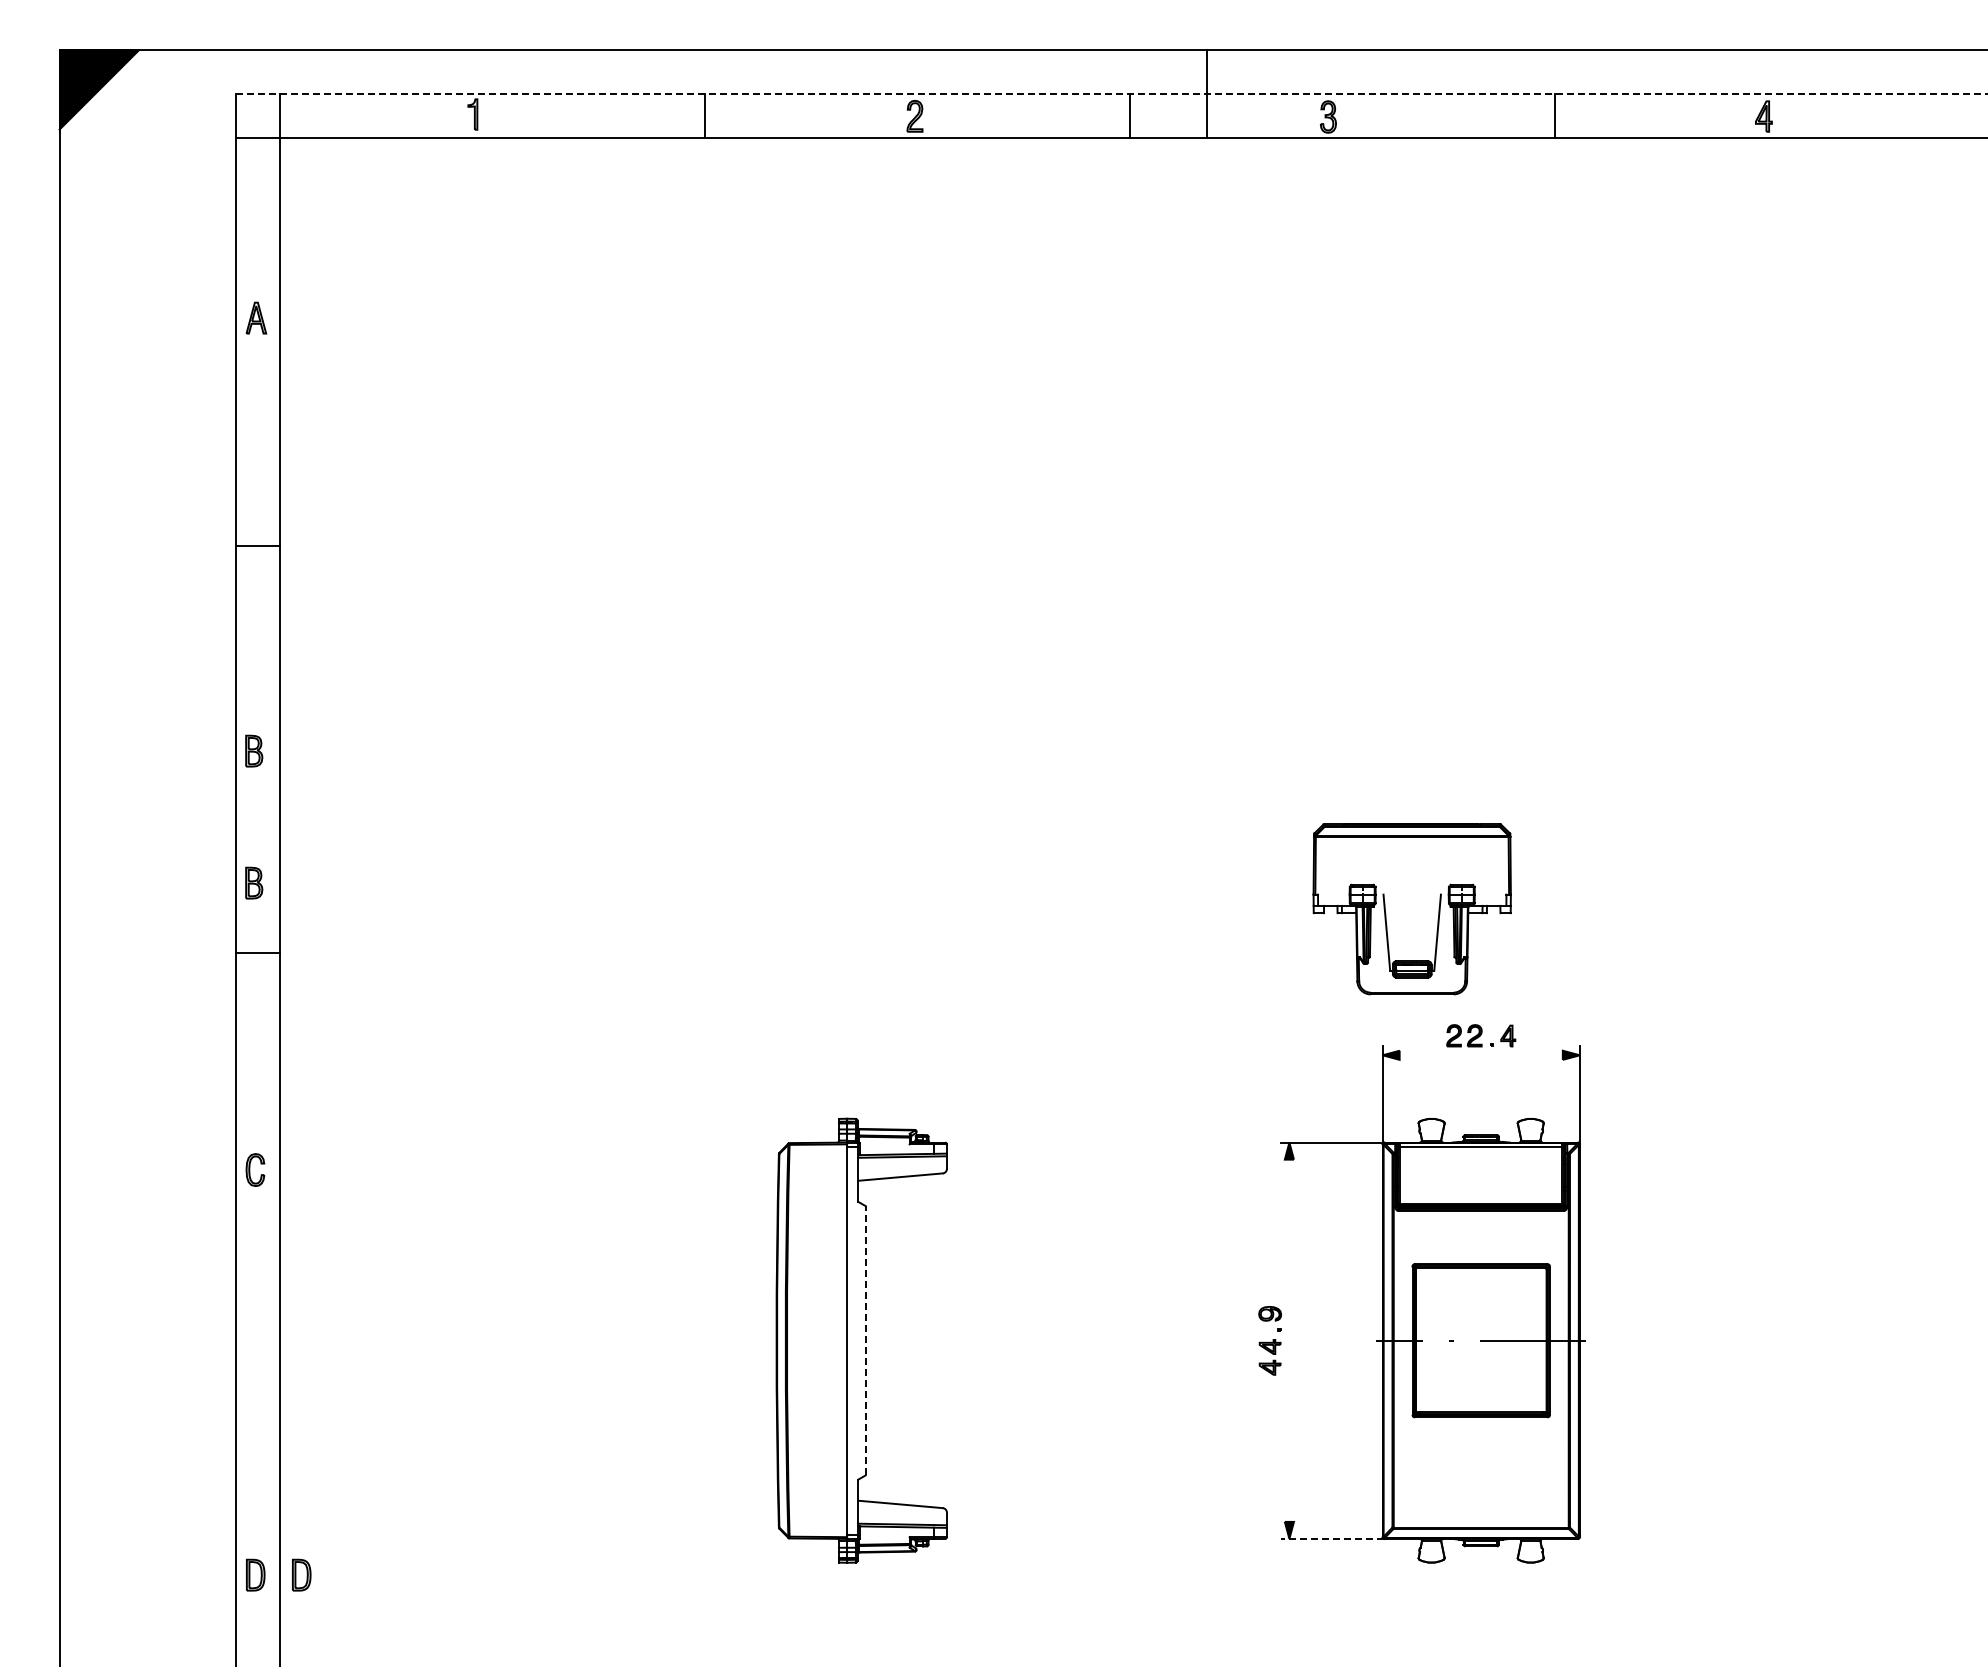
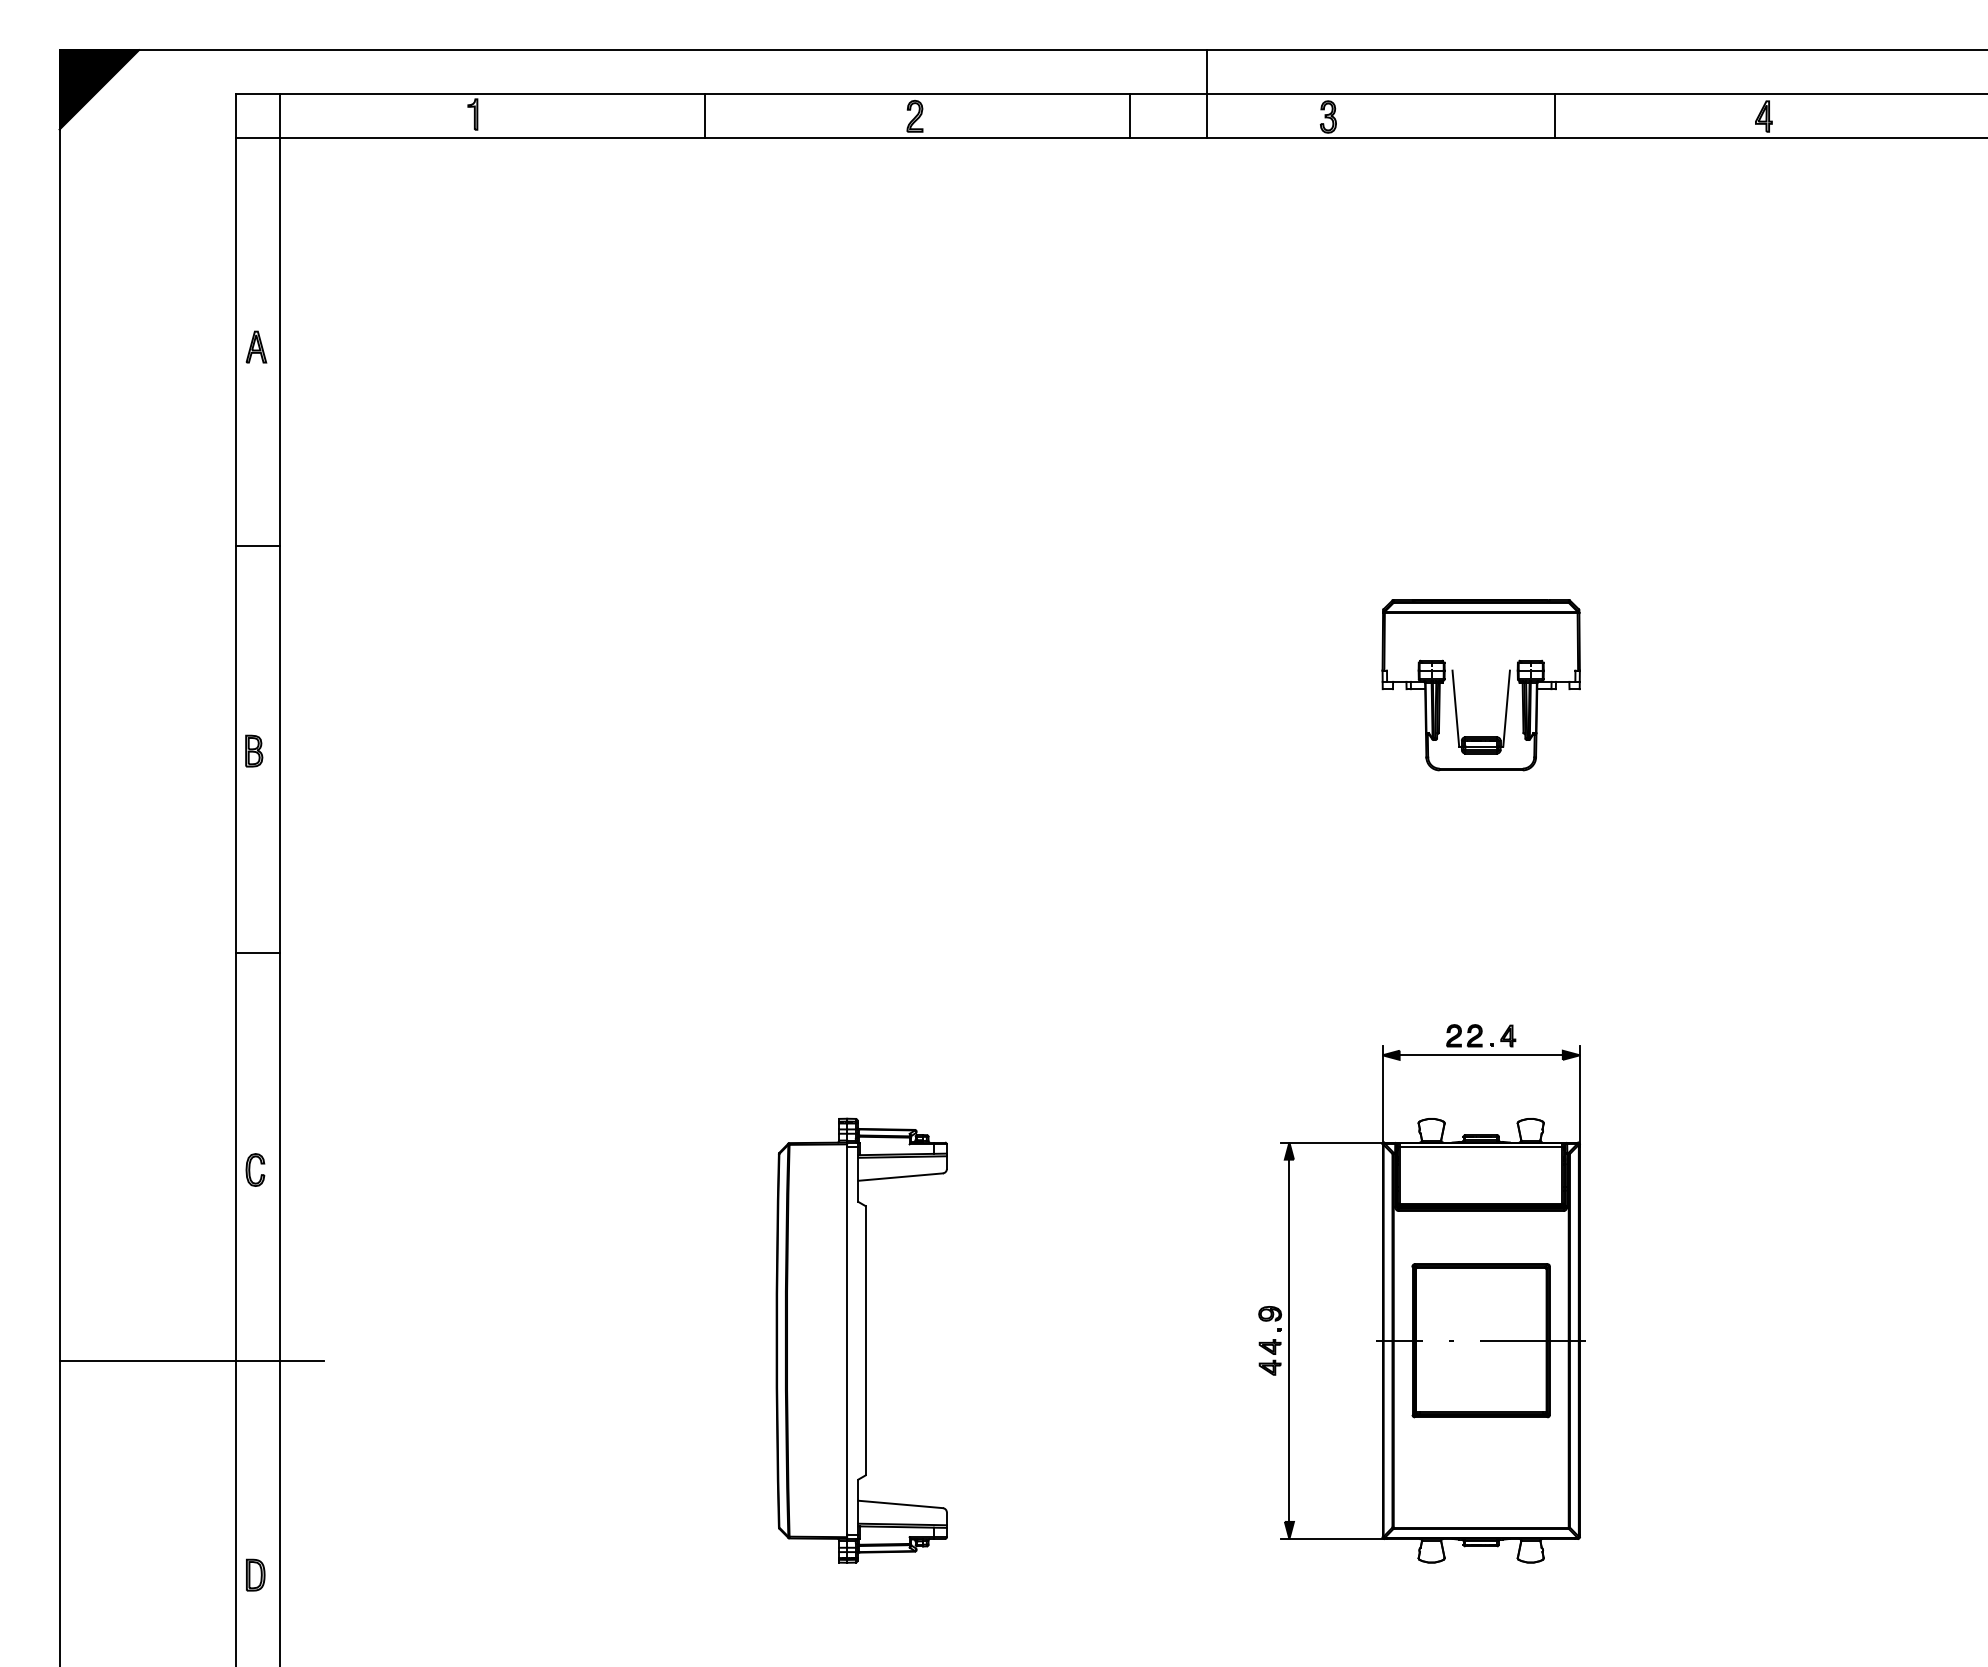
line: dashed -> solid (1112, 94)
part position: (256, 317) -> (256, 346) (256, 346)
part: present -> none (254, 882)
part position: (1411, 909) -> (1480, 685) (1480, 685)
line: none -> present (1480, 1055)
line: dashed -> solid (865, 1340)
line: none -> present (1289, 1340)
line: none -> present (191, 1360)
line: dashed -> solid (1332, 1538)
part: present -> none (301, 1574)
